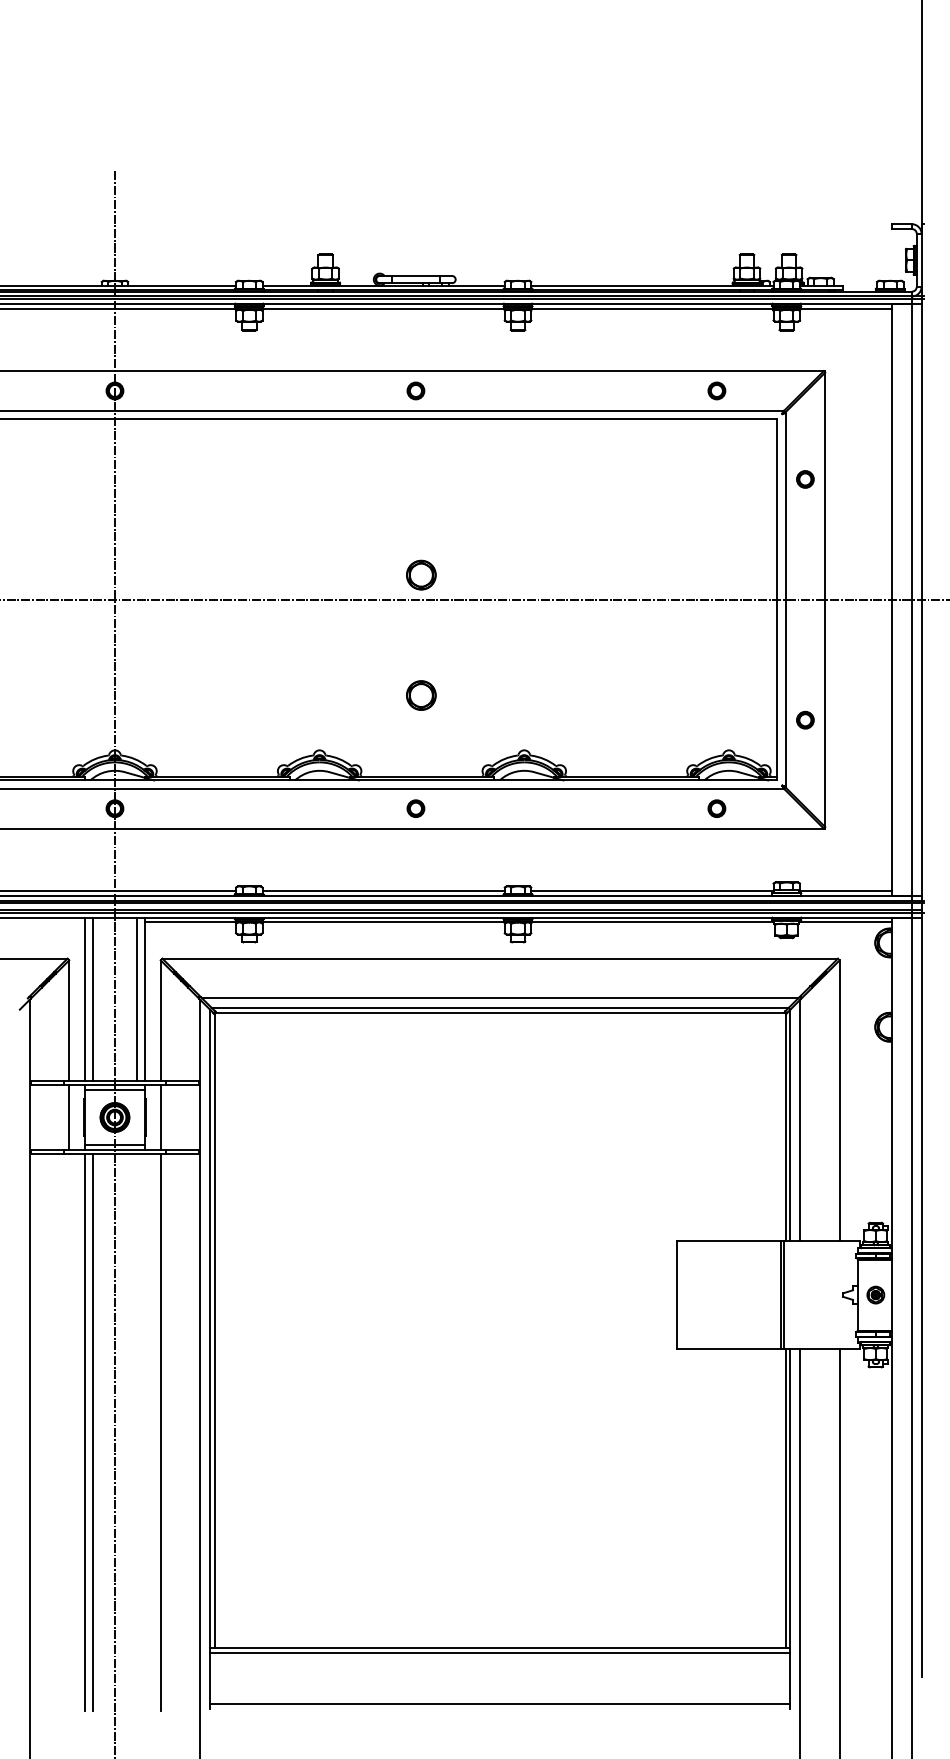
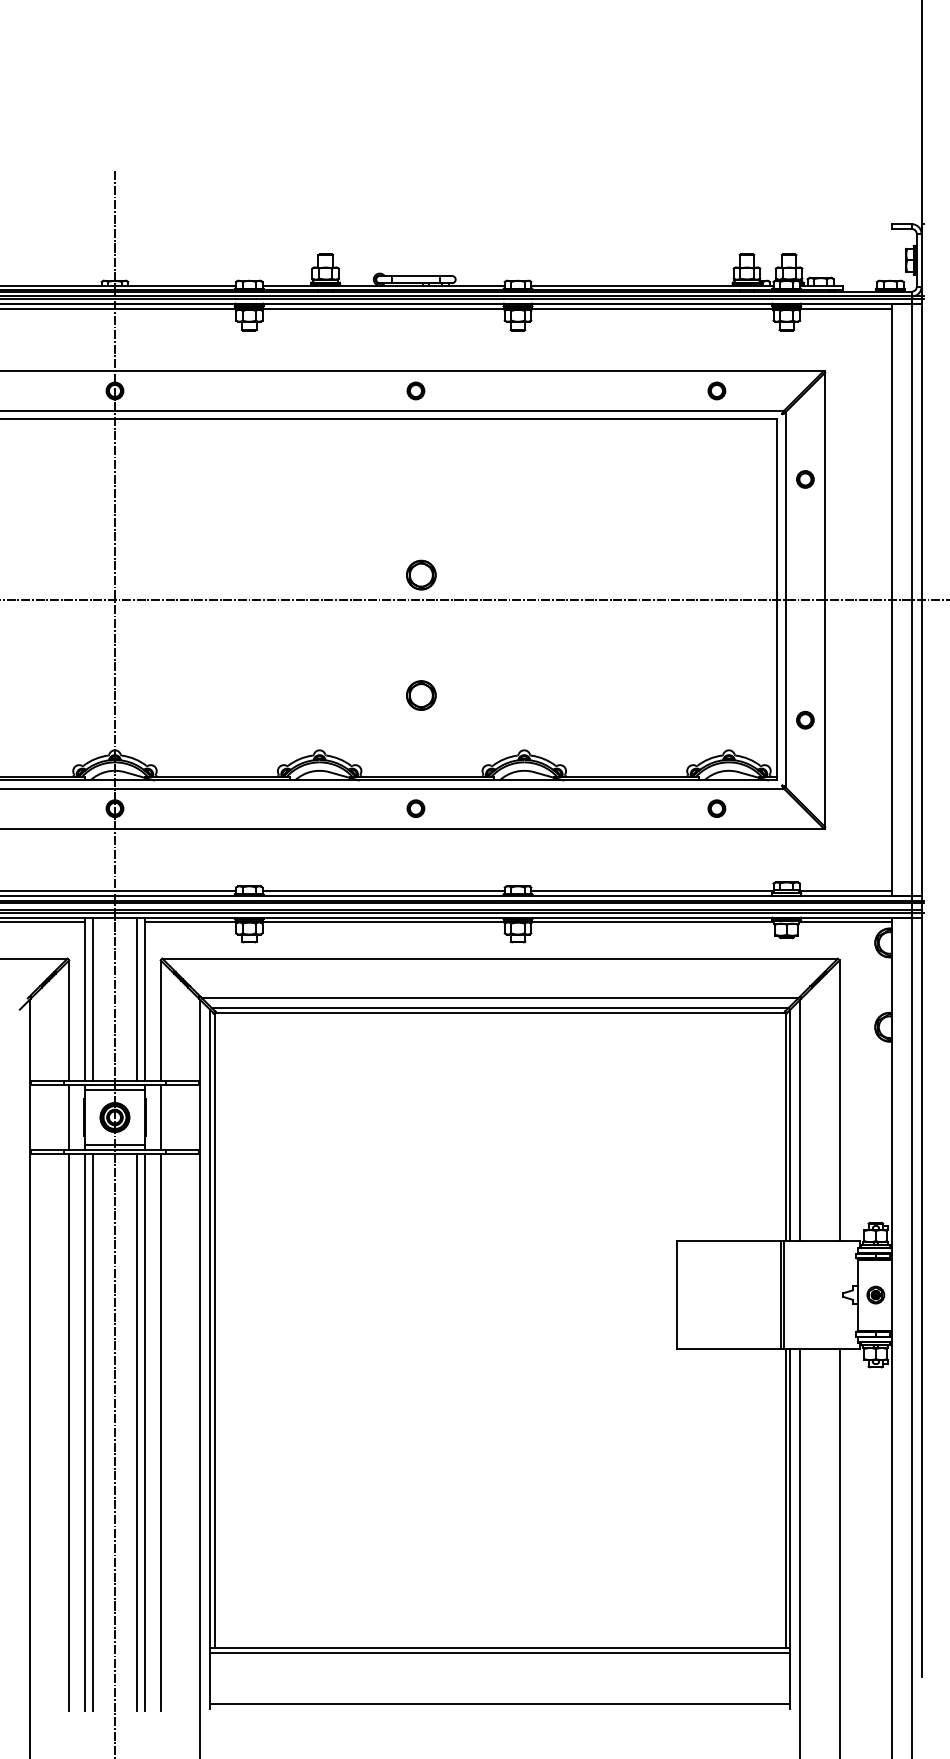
line: none -> present (43, 922)
line: none -> present (69, 1432)
line: none -> present (136, 1432)
line: none -> present (145, 1432)
